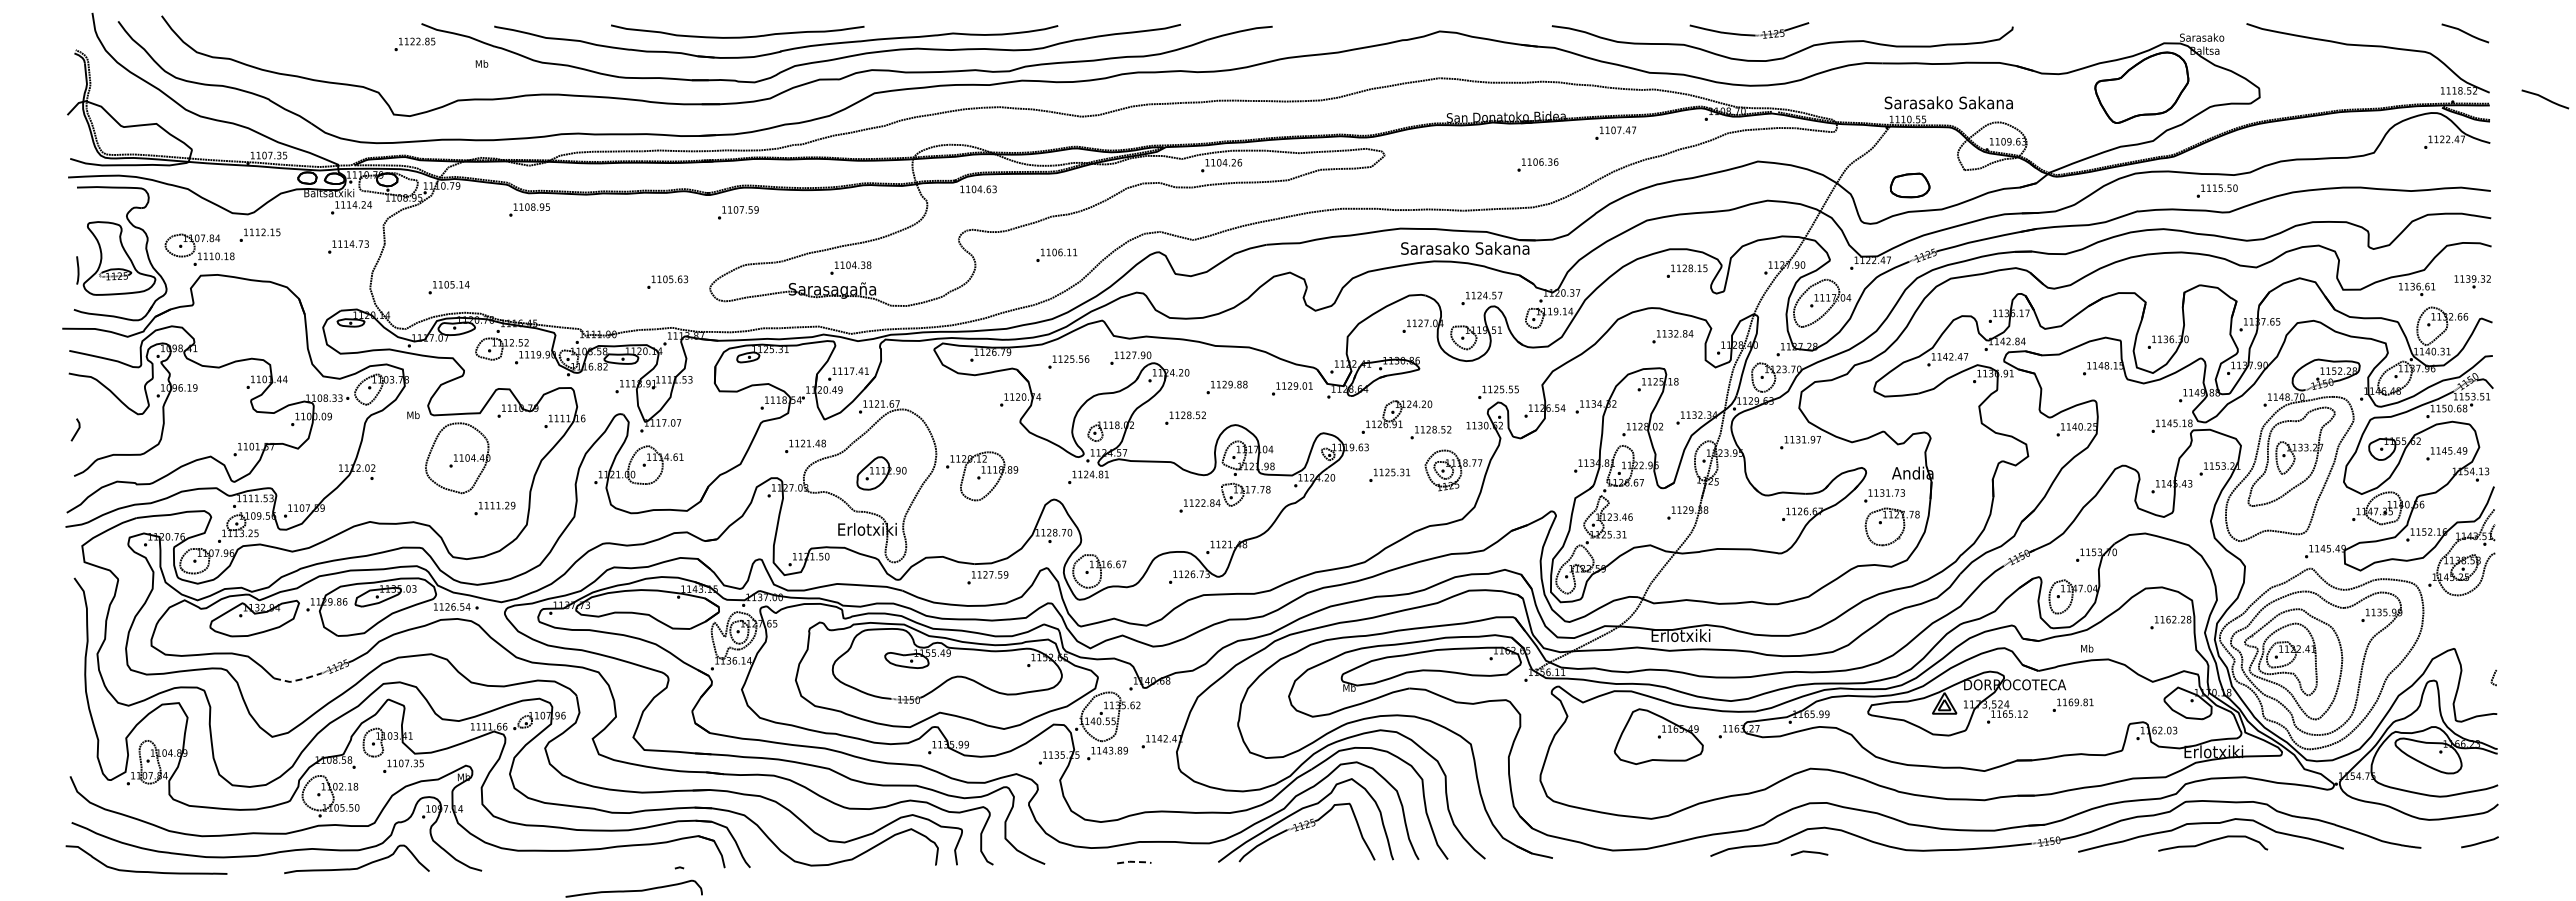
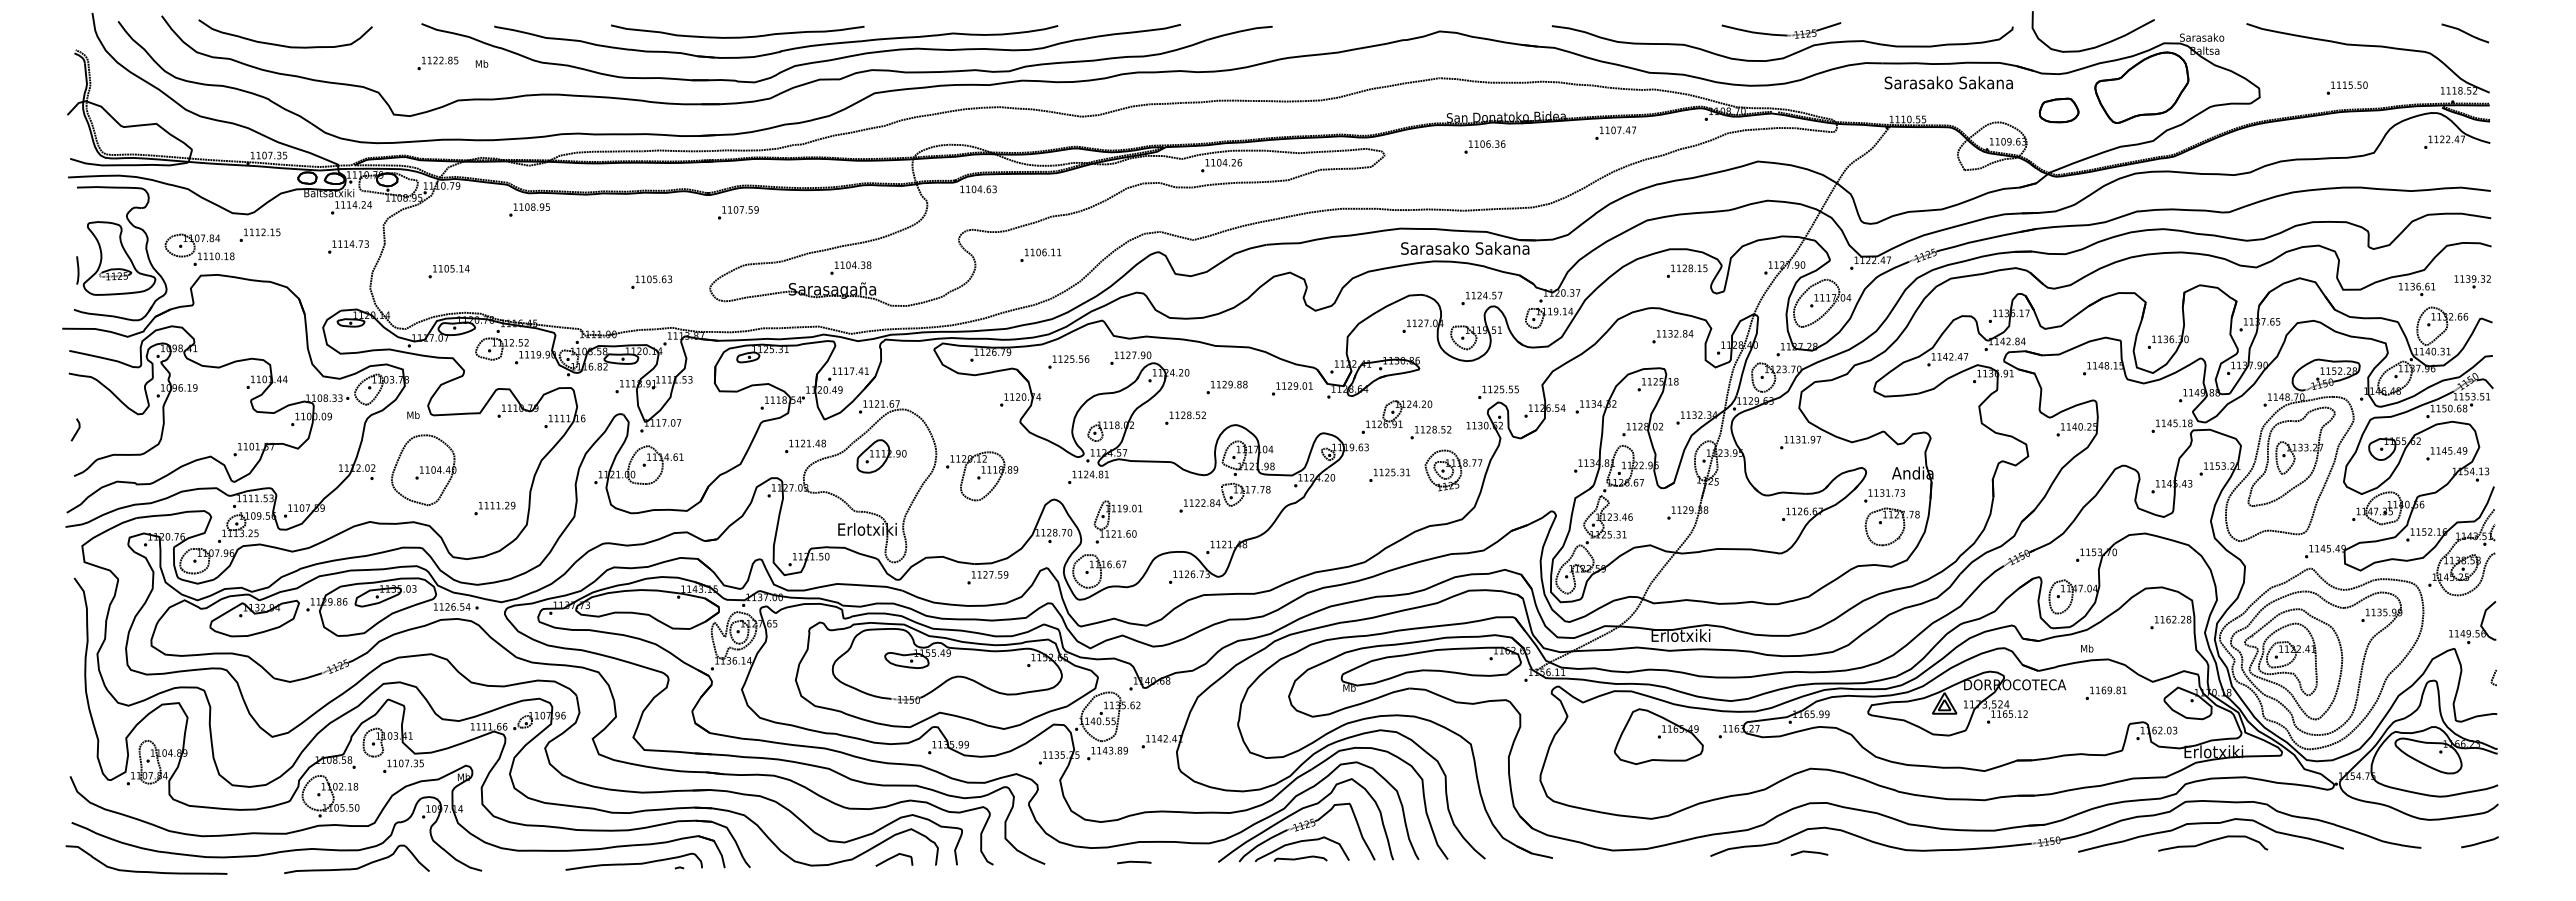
part position: (1749, 30) -> (1781, 30) (1781, 30)
curve: none -> present (281, 44)
text position: (414, 44) -> (437, 63) (437, 63)
curve: none -> present (2097, 45)
line: present -> none (2545, 99)
text position: (1948, 102) -> (1948, 82) (1948, 82)
text position: (1537, 164) -> (1484, 146) (1484, 146)
part position: (1909, 185) -> (2058, 110) (2058, 110)
text position: (2216, 190) -> (2346, 87) (2346, 87)
text position: (1056, 254) -> (1040, 254) (1040, 254)
text position: (667, 281) -> (651, 281) (651, 281)
text position: (448, 287) -> (448, 271) (448, 271)
part position: (457, 458) -> (423, 470) (423, 470)
part position: (881, 473) -> (881, 456) (881, 456)
part: none -> present (1109, 521)
part: none -> present (2480, 623)
line: dashed -> solid (298, 680)
text position: (2072, 704) -> (2105, 692) (2105, 692)
part: none -> present (1301, 842)
curve: none -> present (894, 857)
line: dashed -> solid (1134, 861)
curve position: (633, 890) -> (633, 863) (633, 863)
